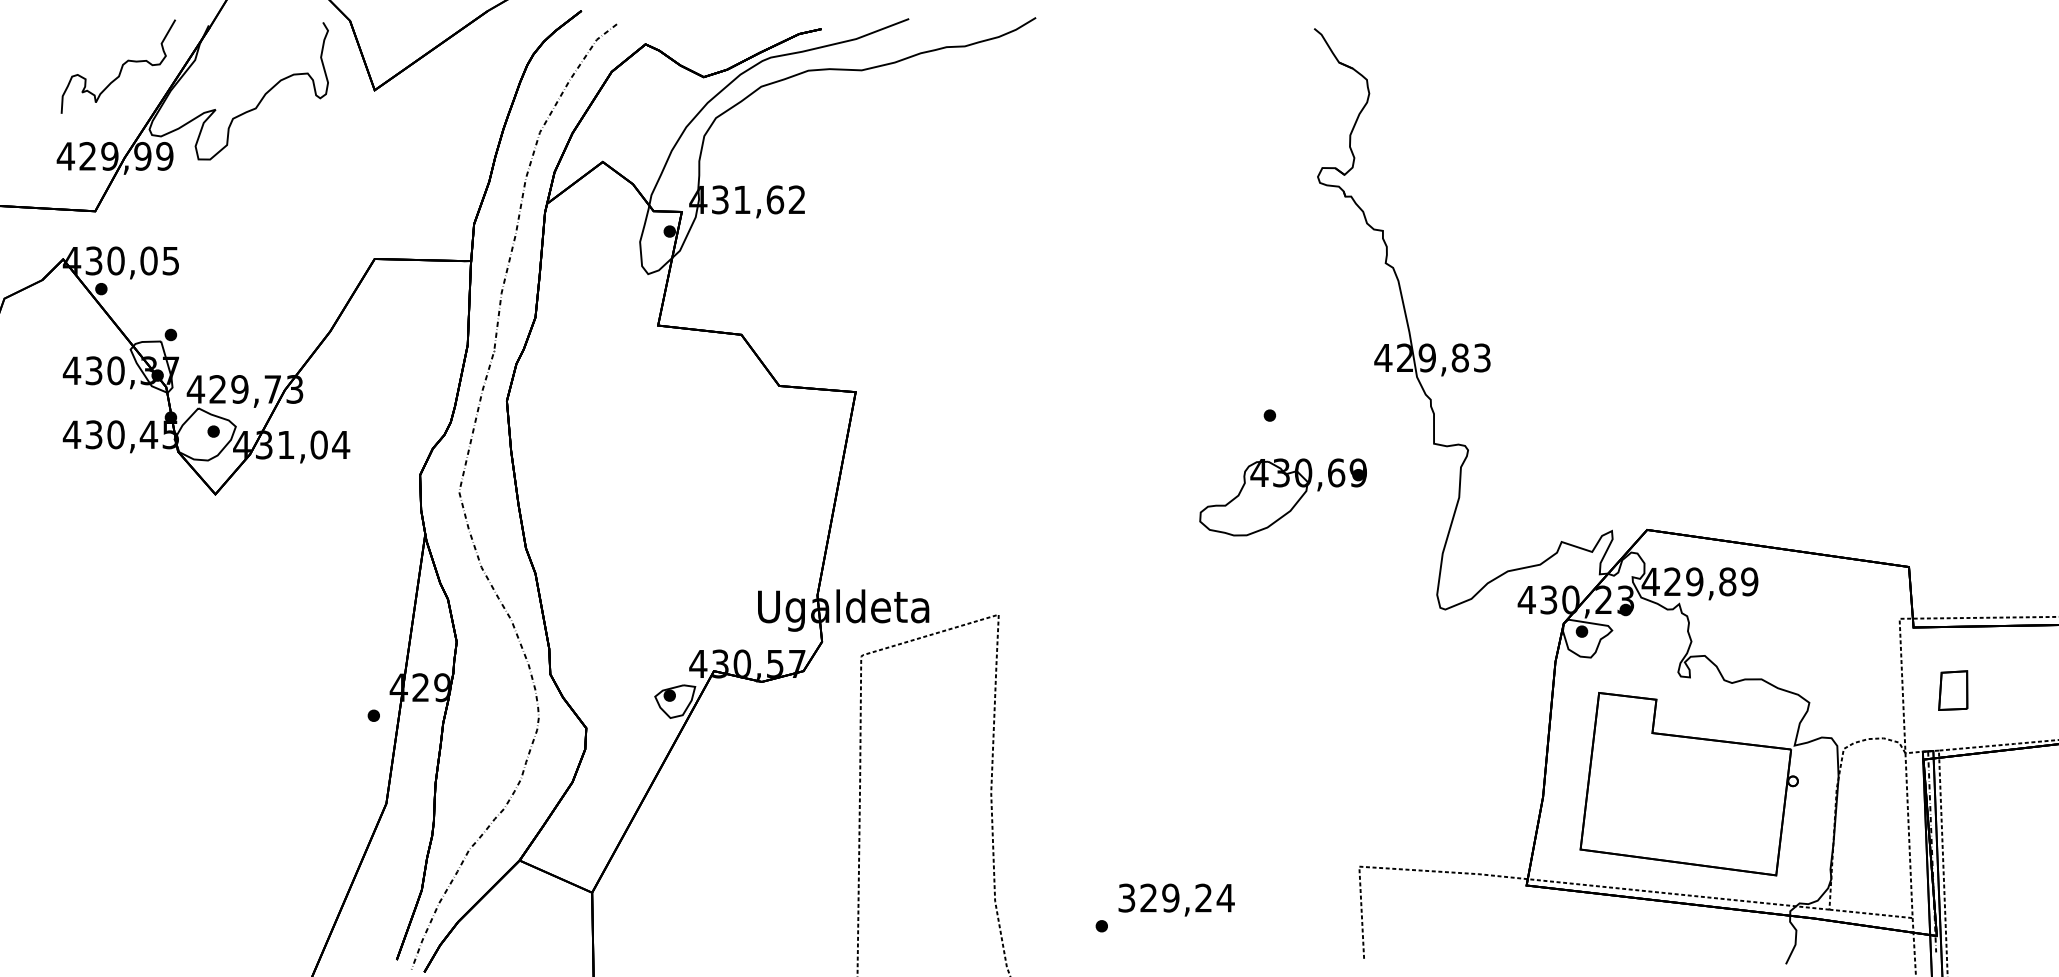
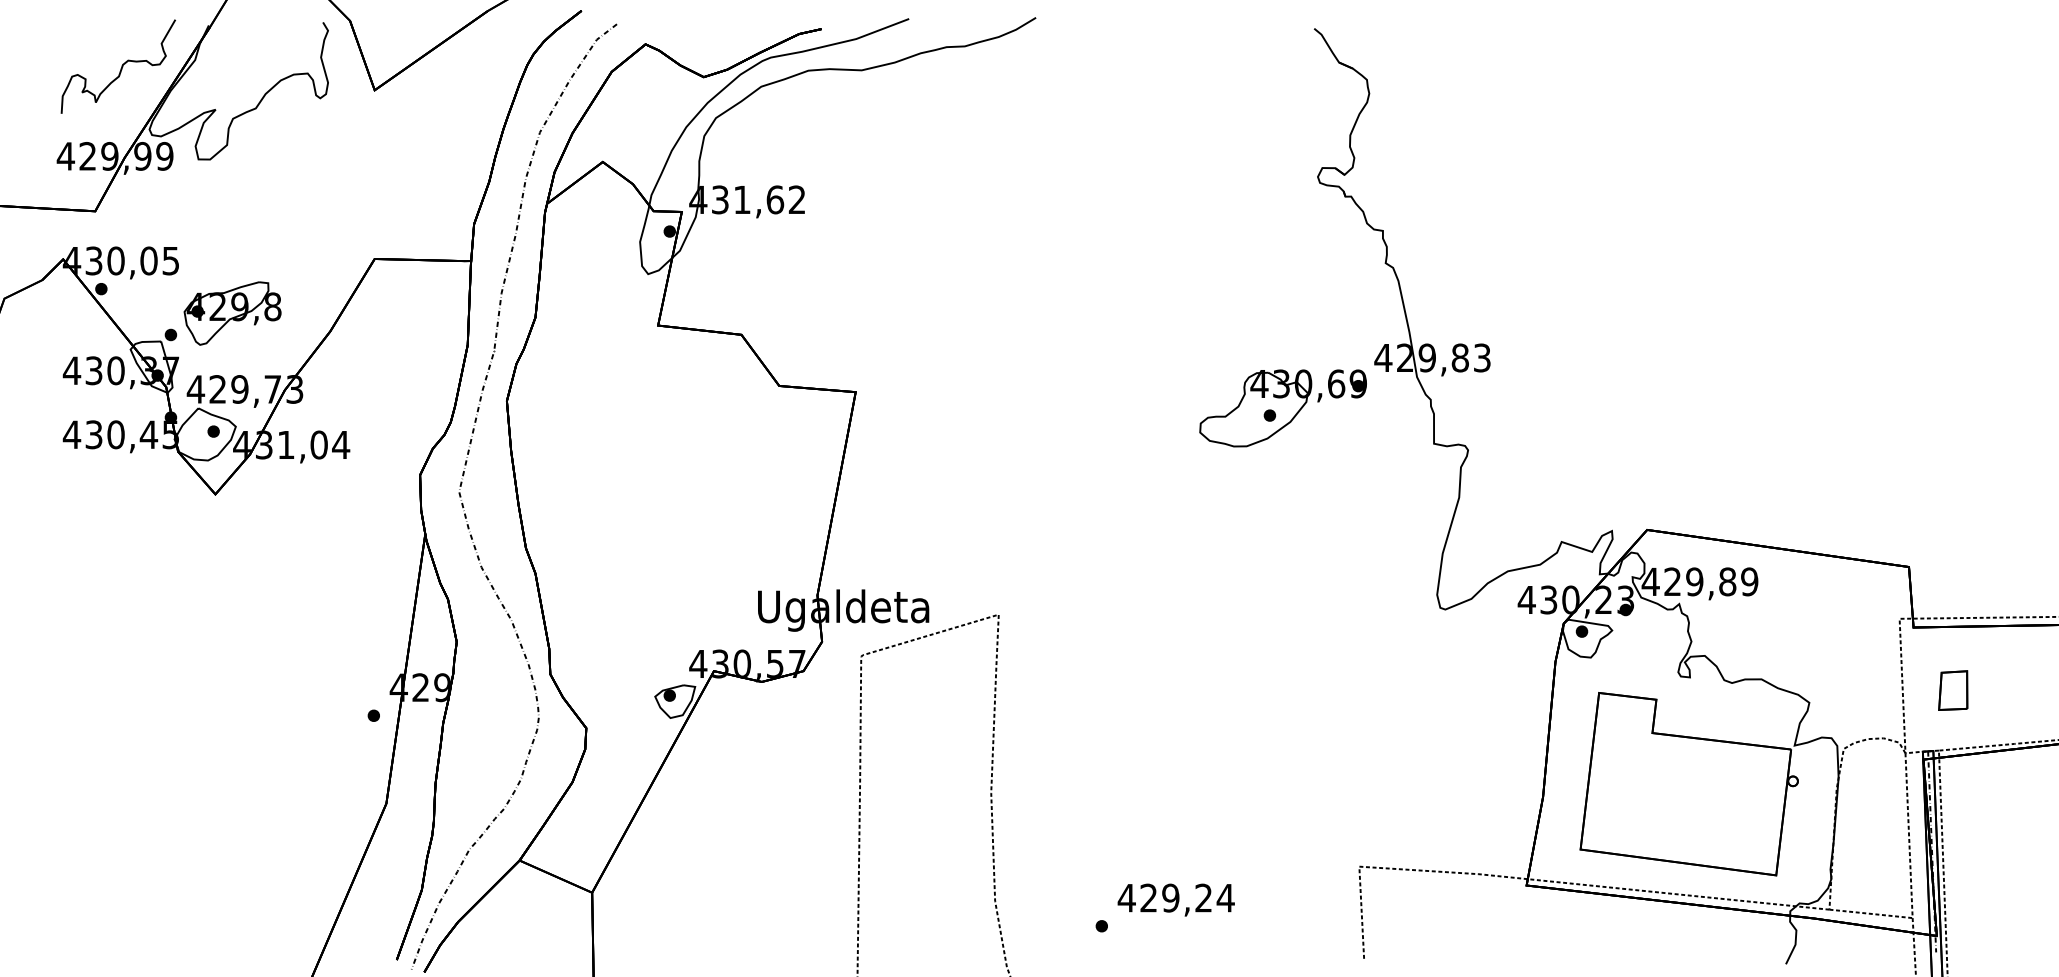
part: none -> present (232, 313)
part position: (1282, 497) -> (1282, 408) (1282, 408)
text: 329,24 -> 429,24 (1126, 897)
